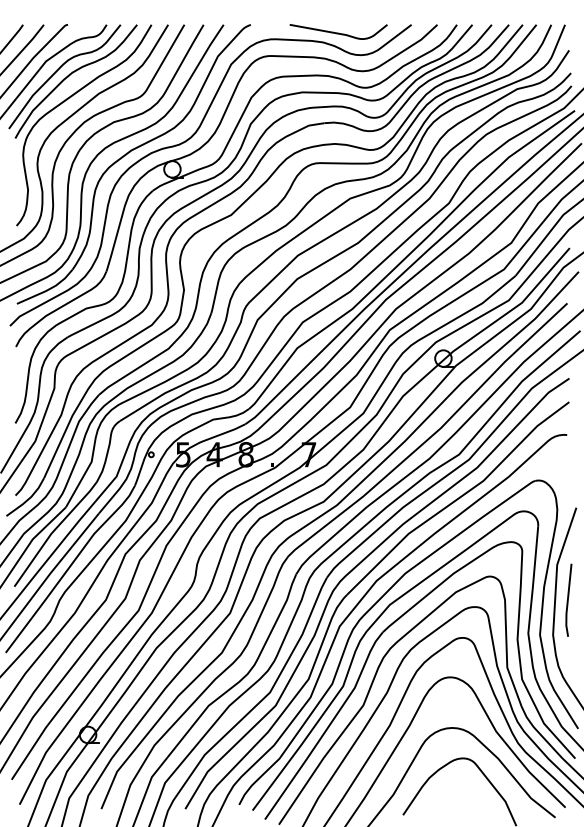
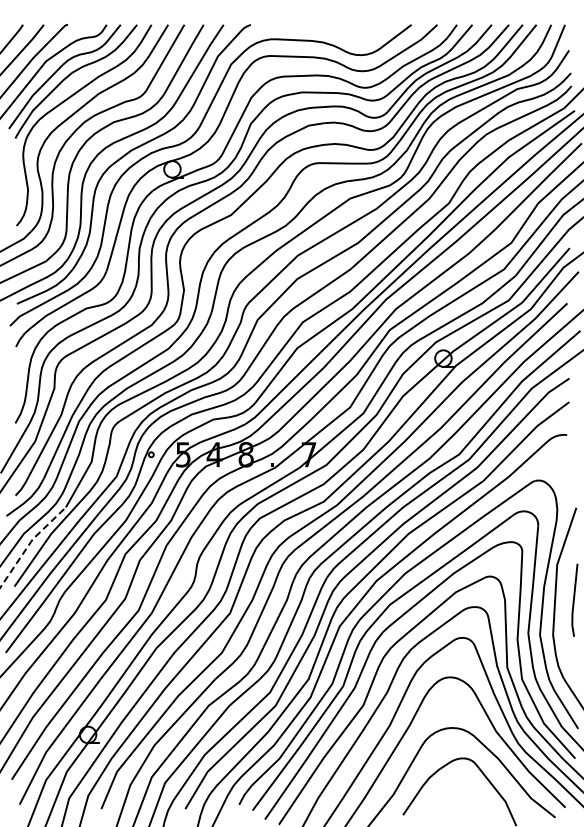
curve: present -> none (338, 32)
line: solid -> dashed (29, 544)
line position: (568, 599) -> (574, 599) (574, 599)
